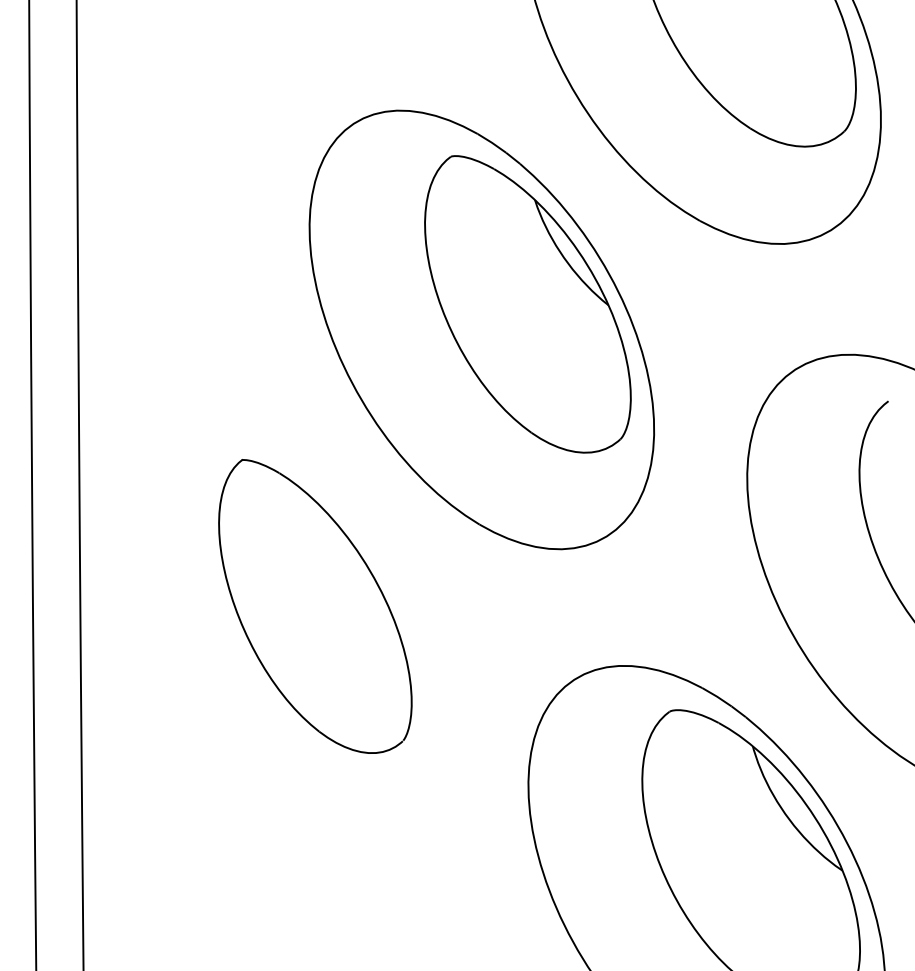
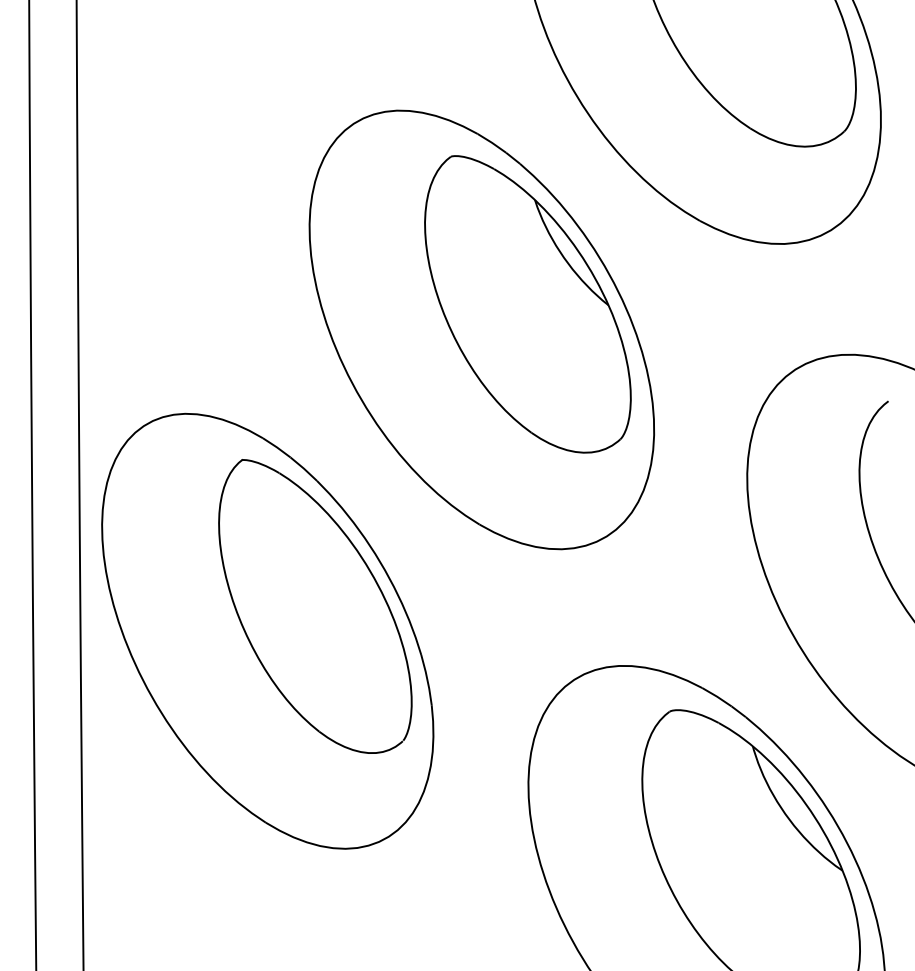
part: none -> present (267, 630)
